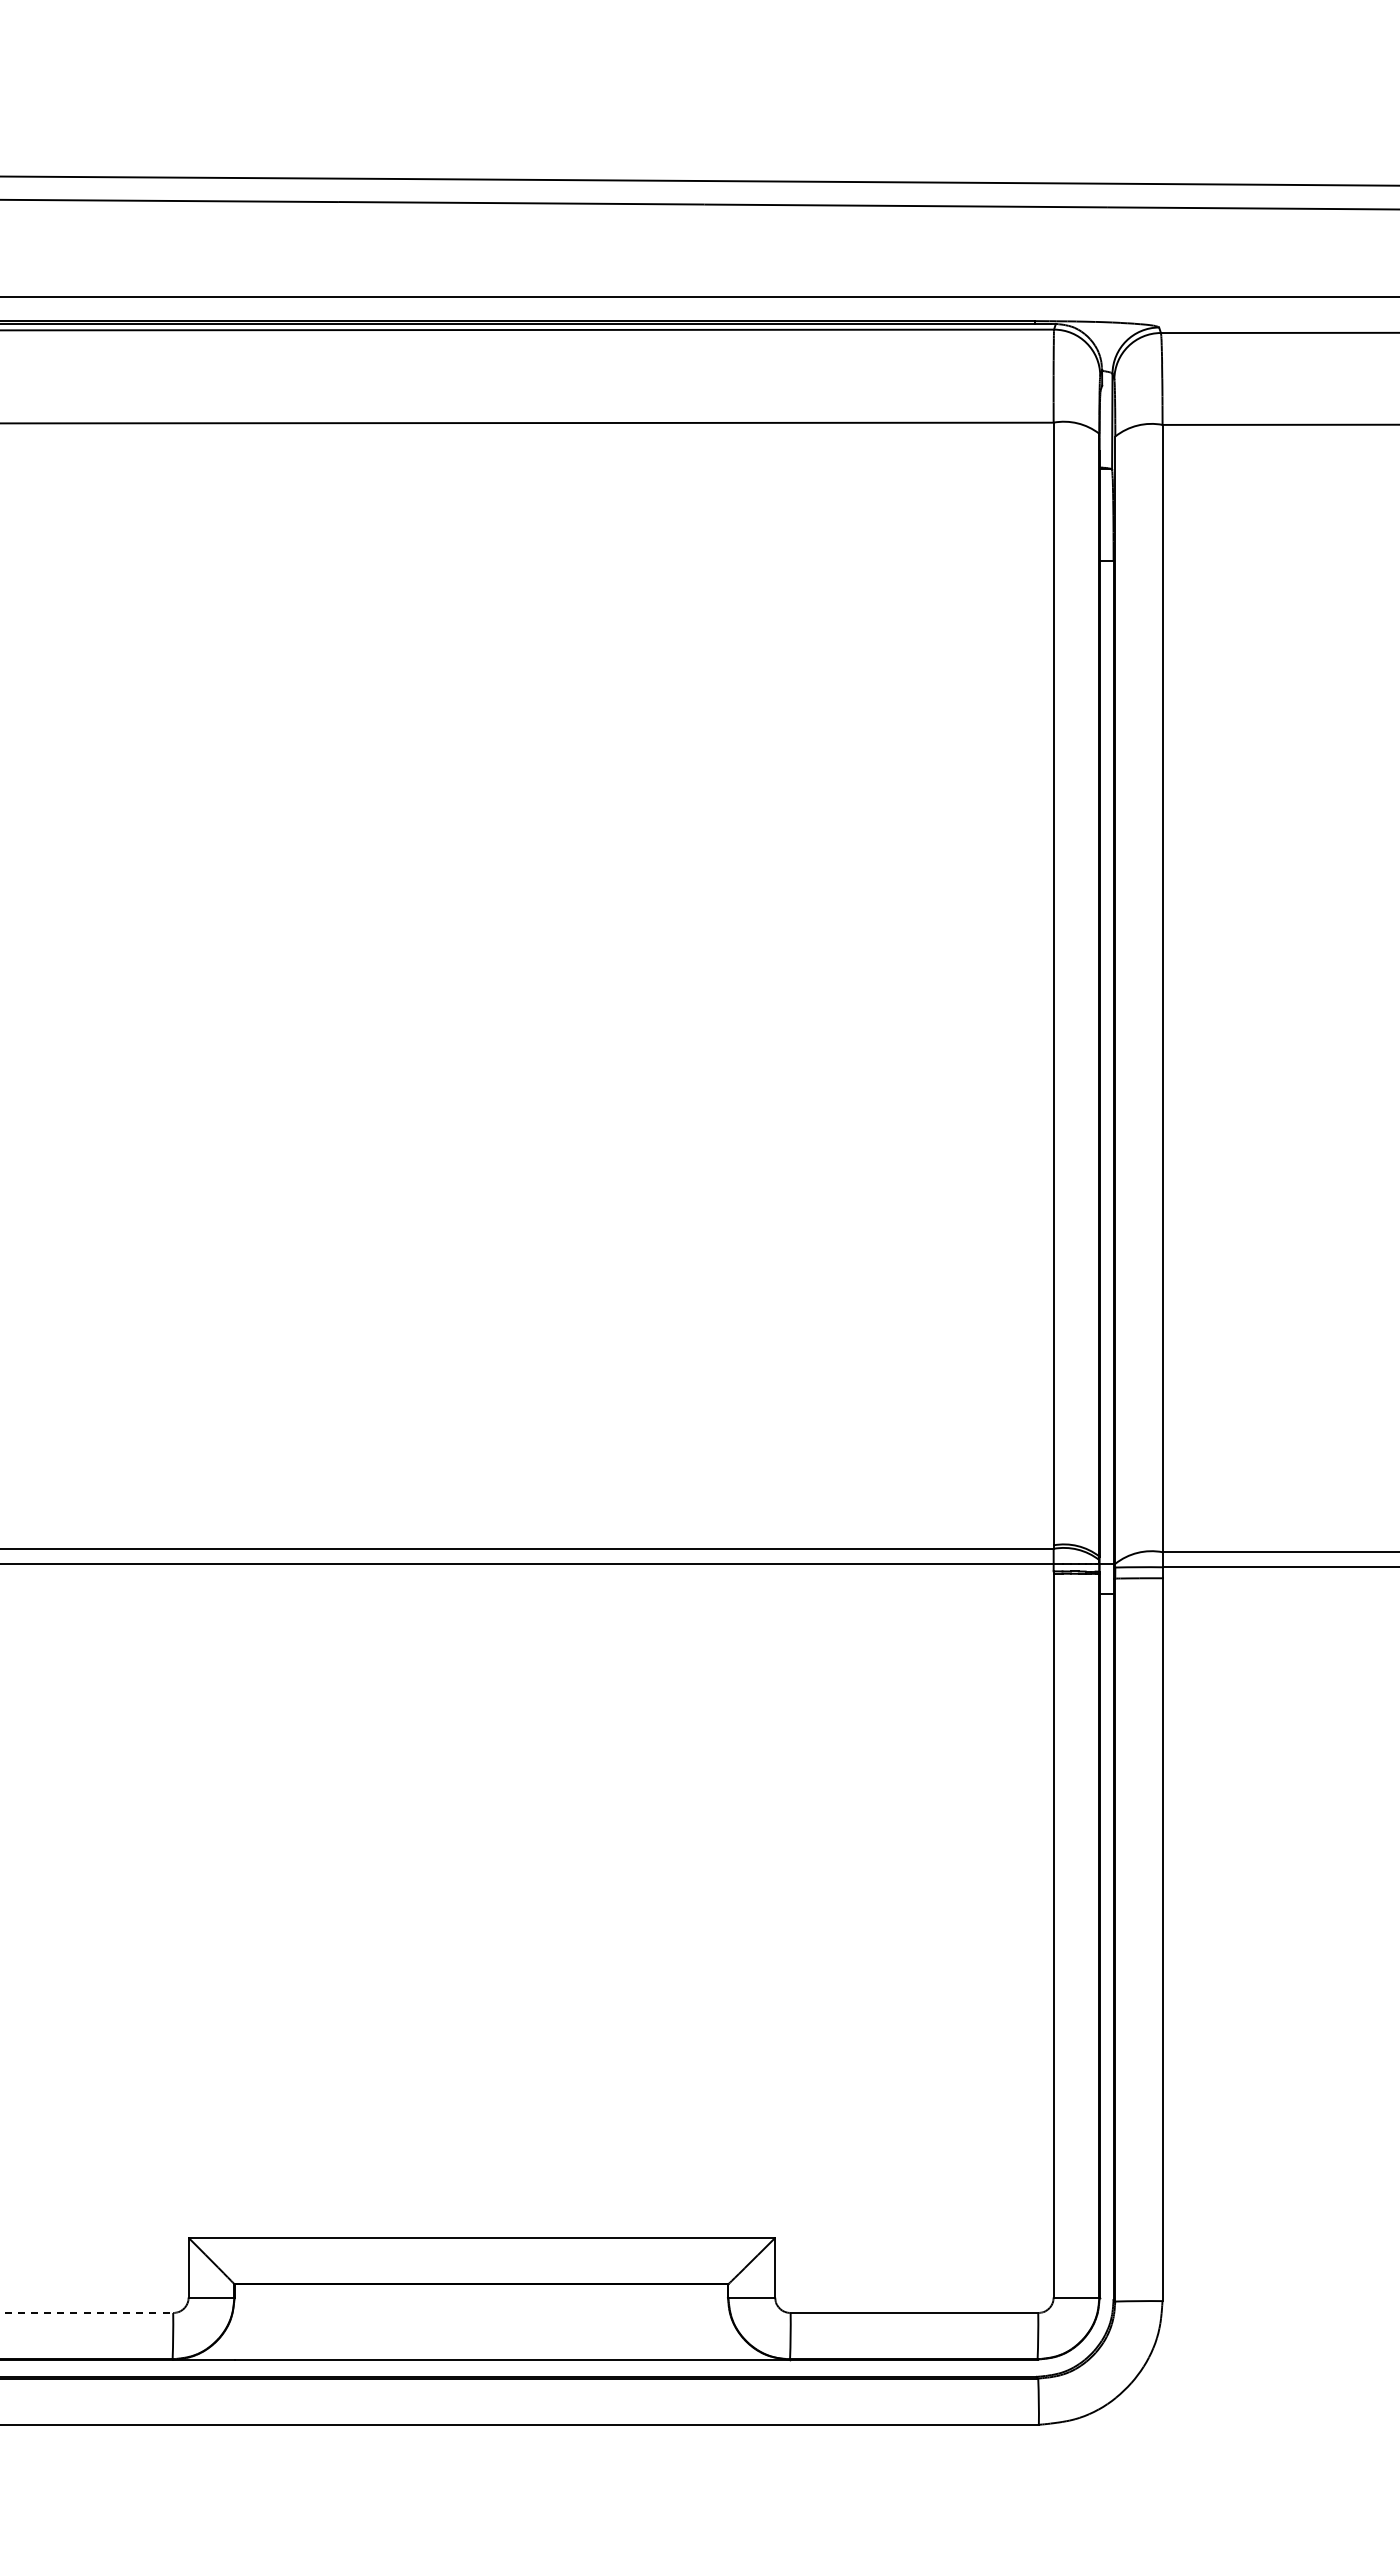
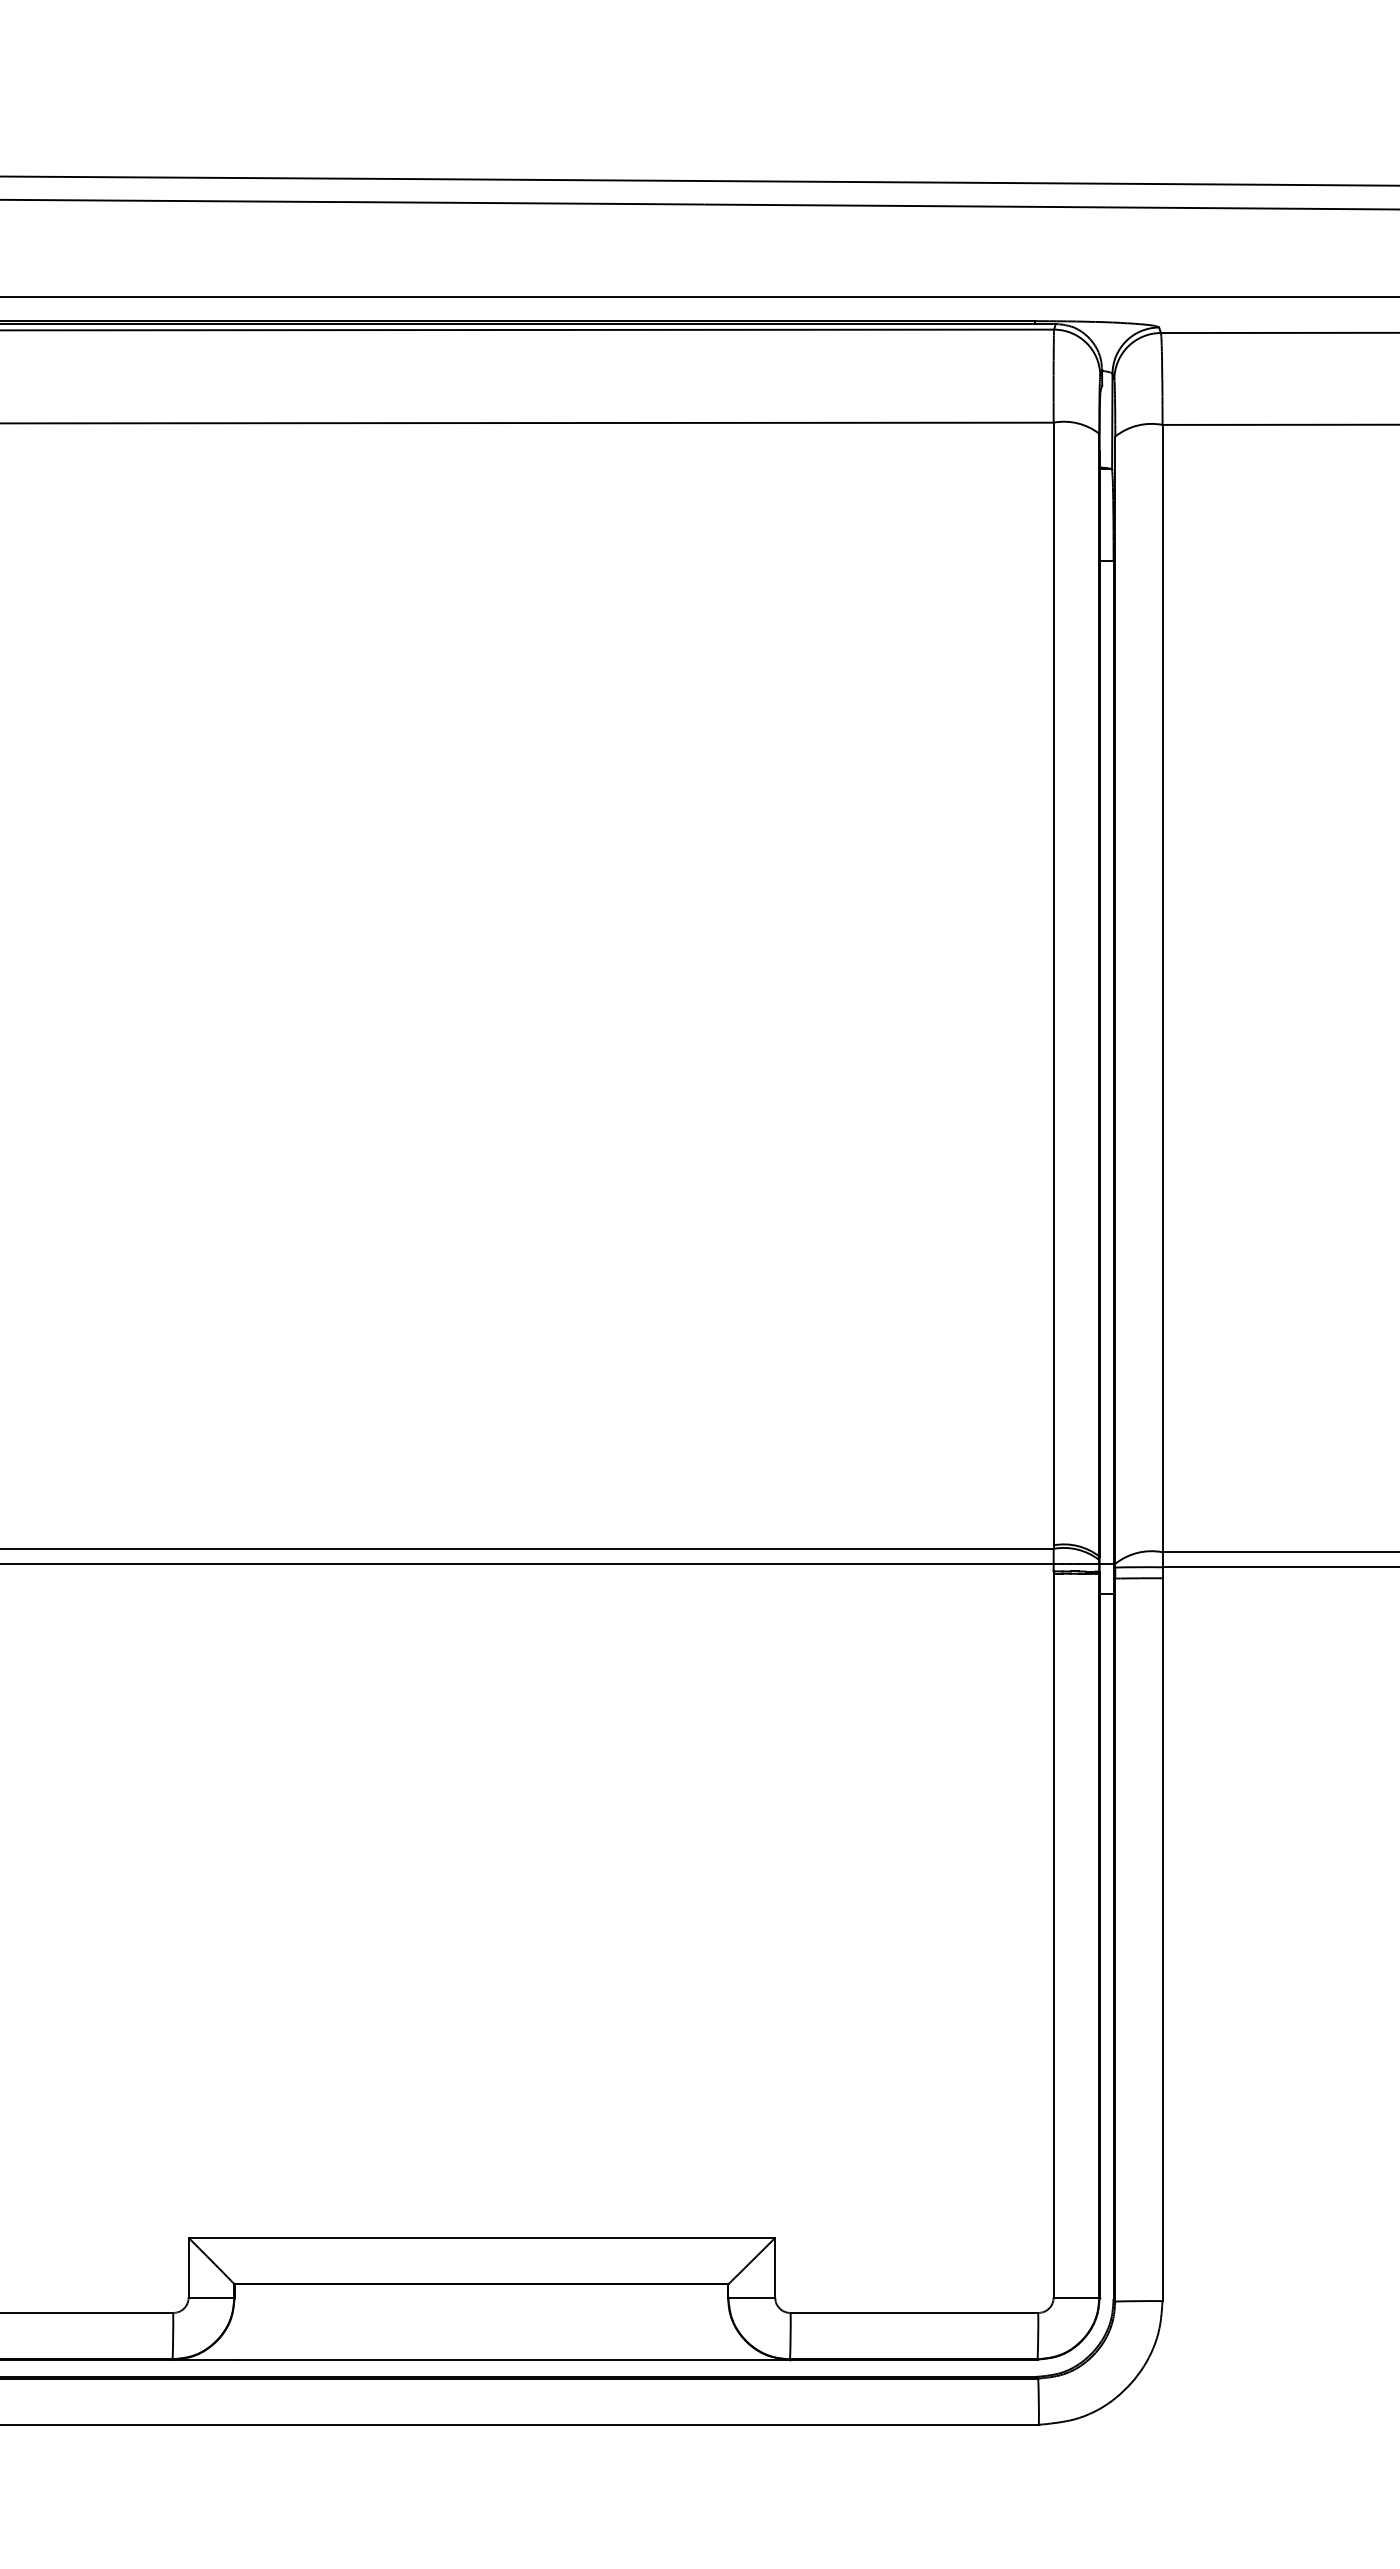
line: dashed -> solid (87, 2312)
